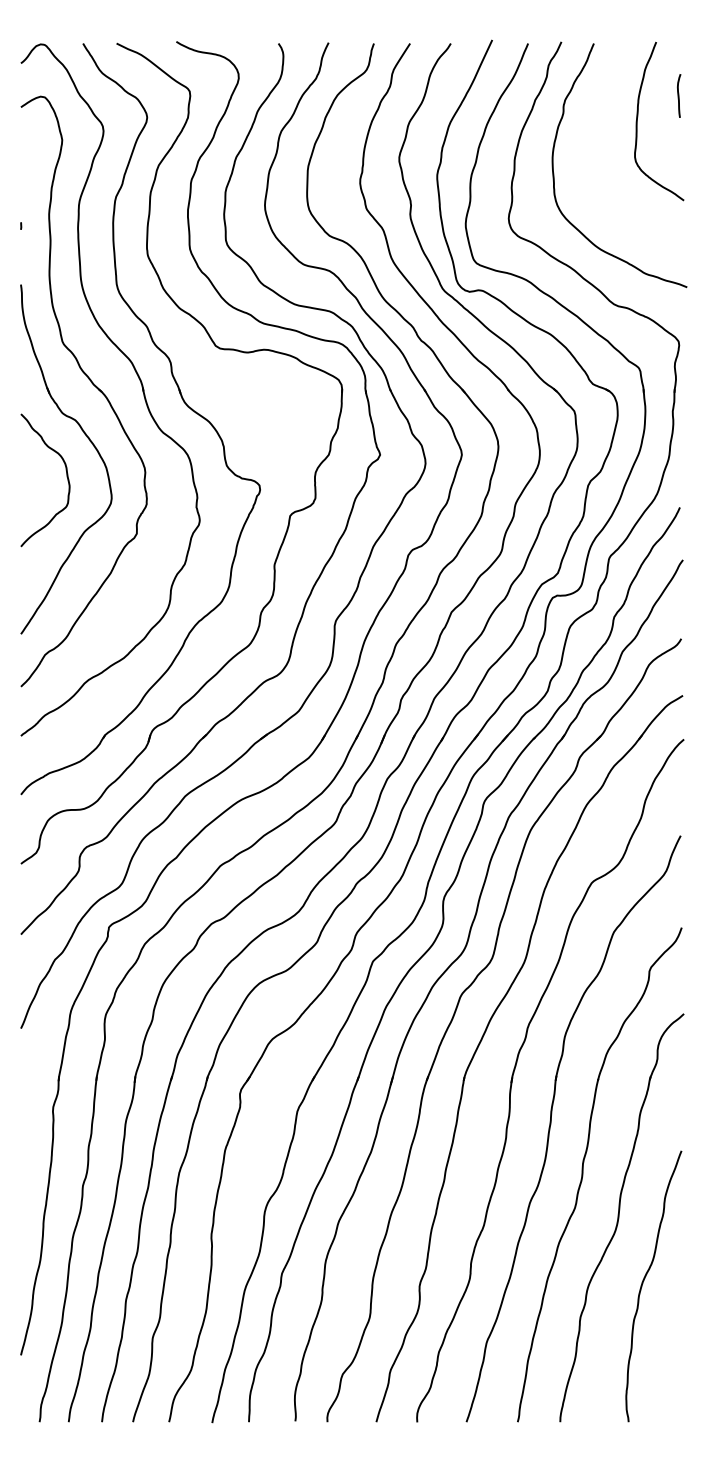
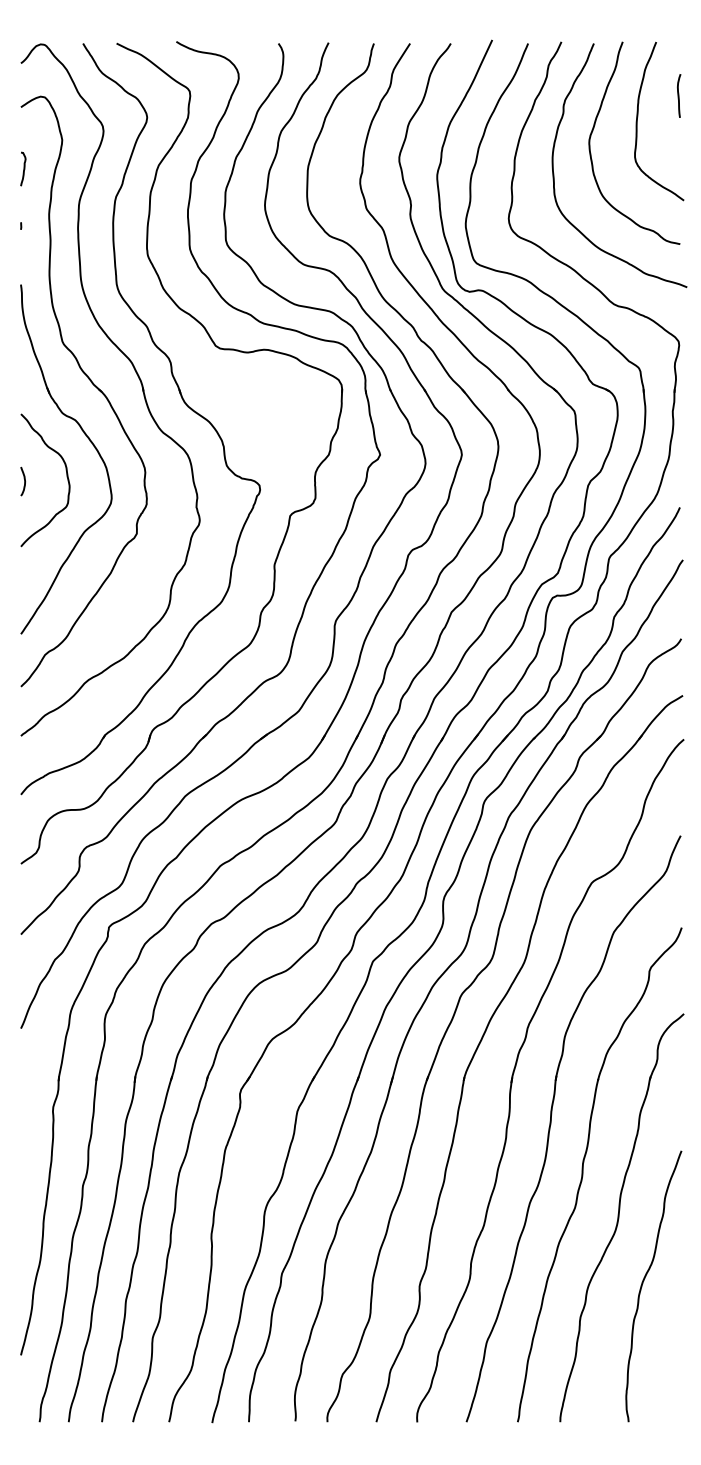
curve: none -> present (594, 128)
curve: none -> present (23, 168)
curve: none -> present (24, 481)
